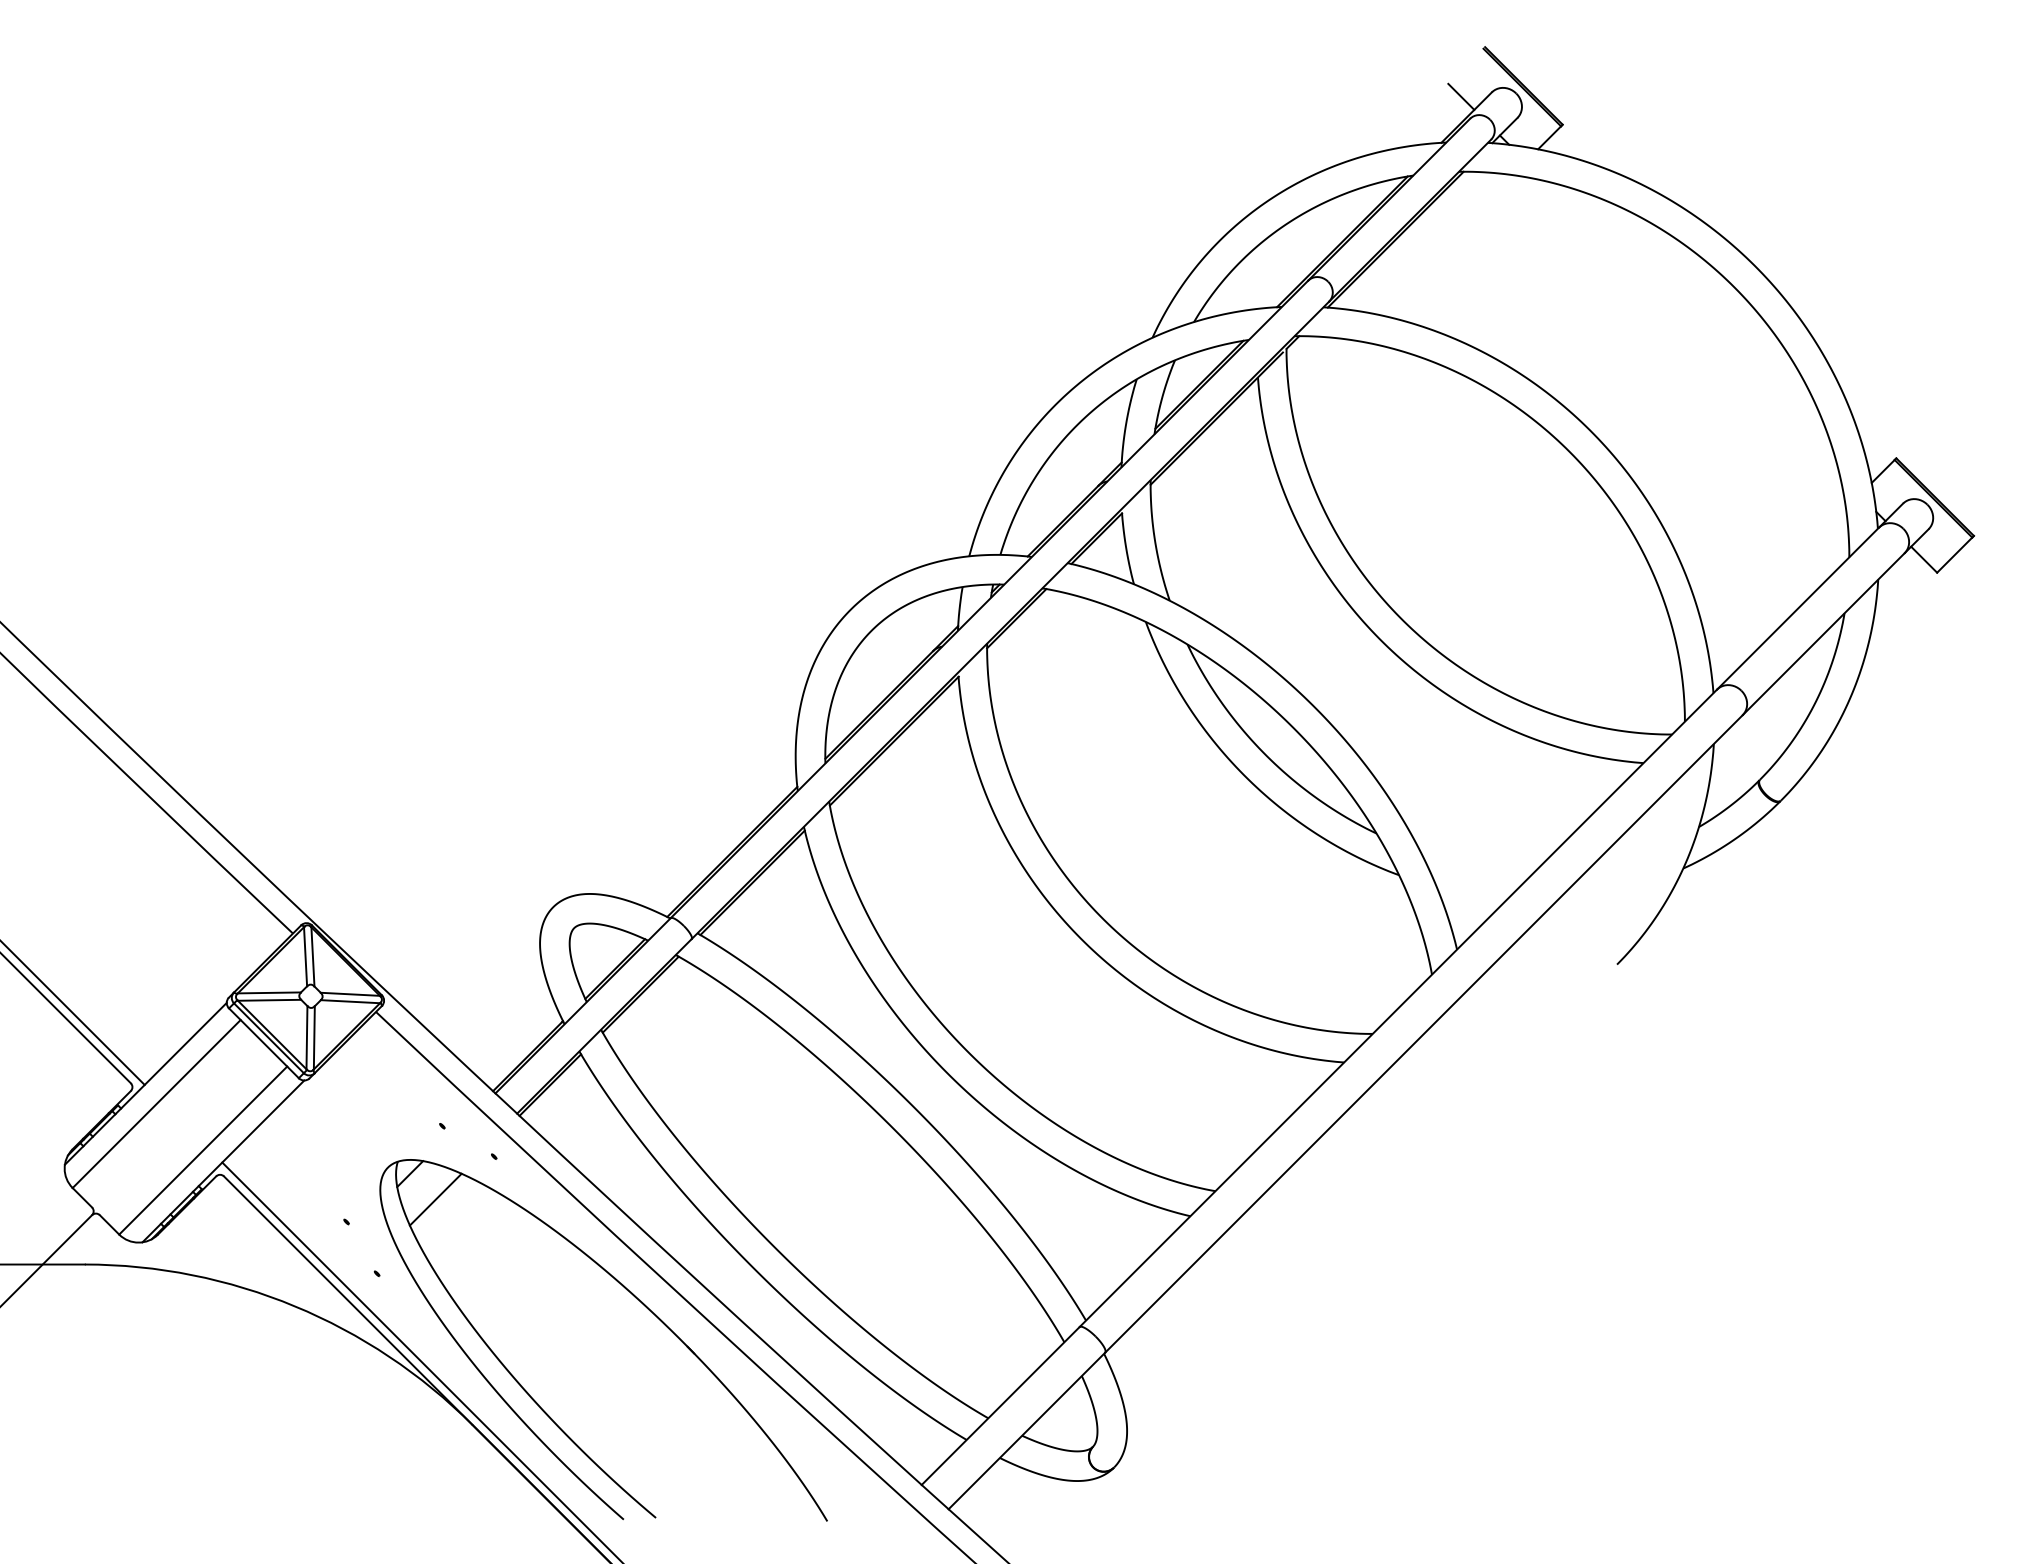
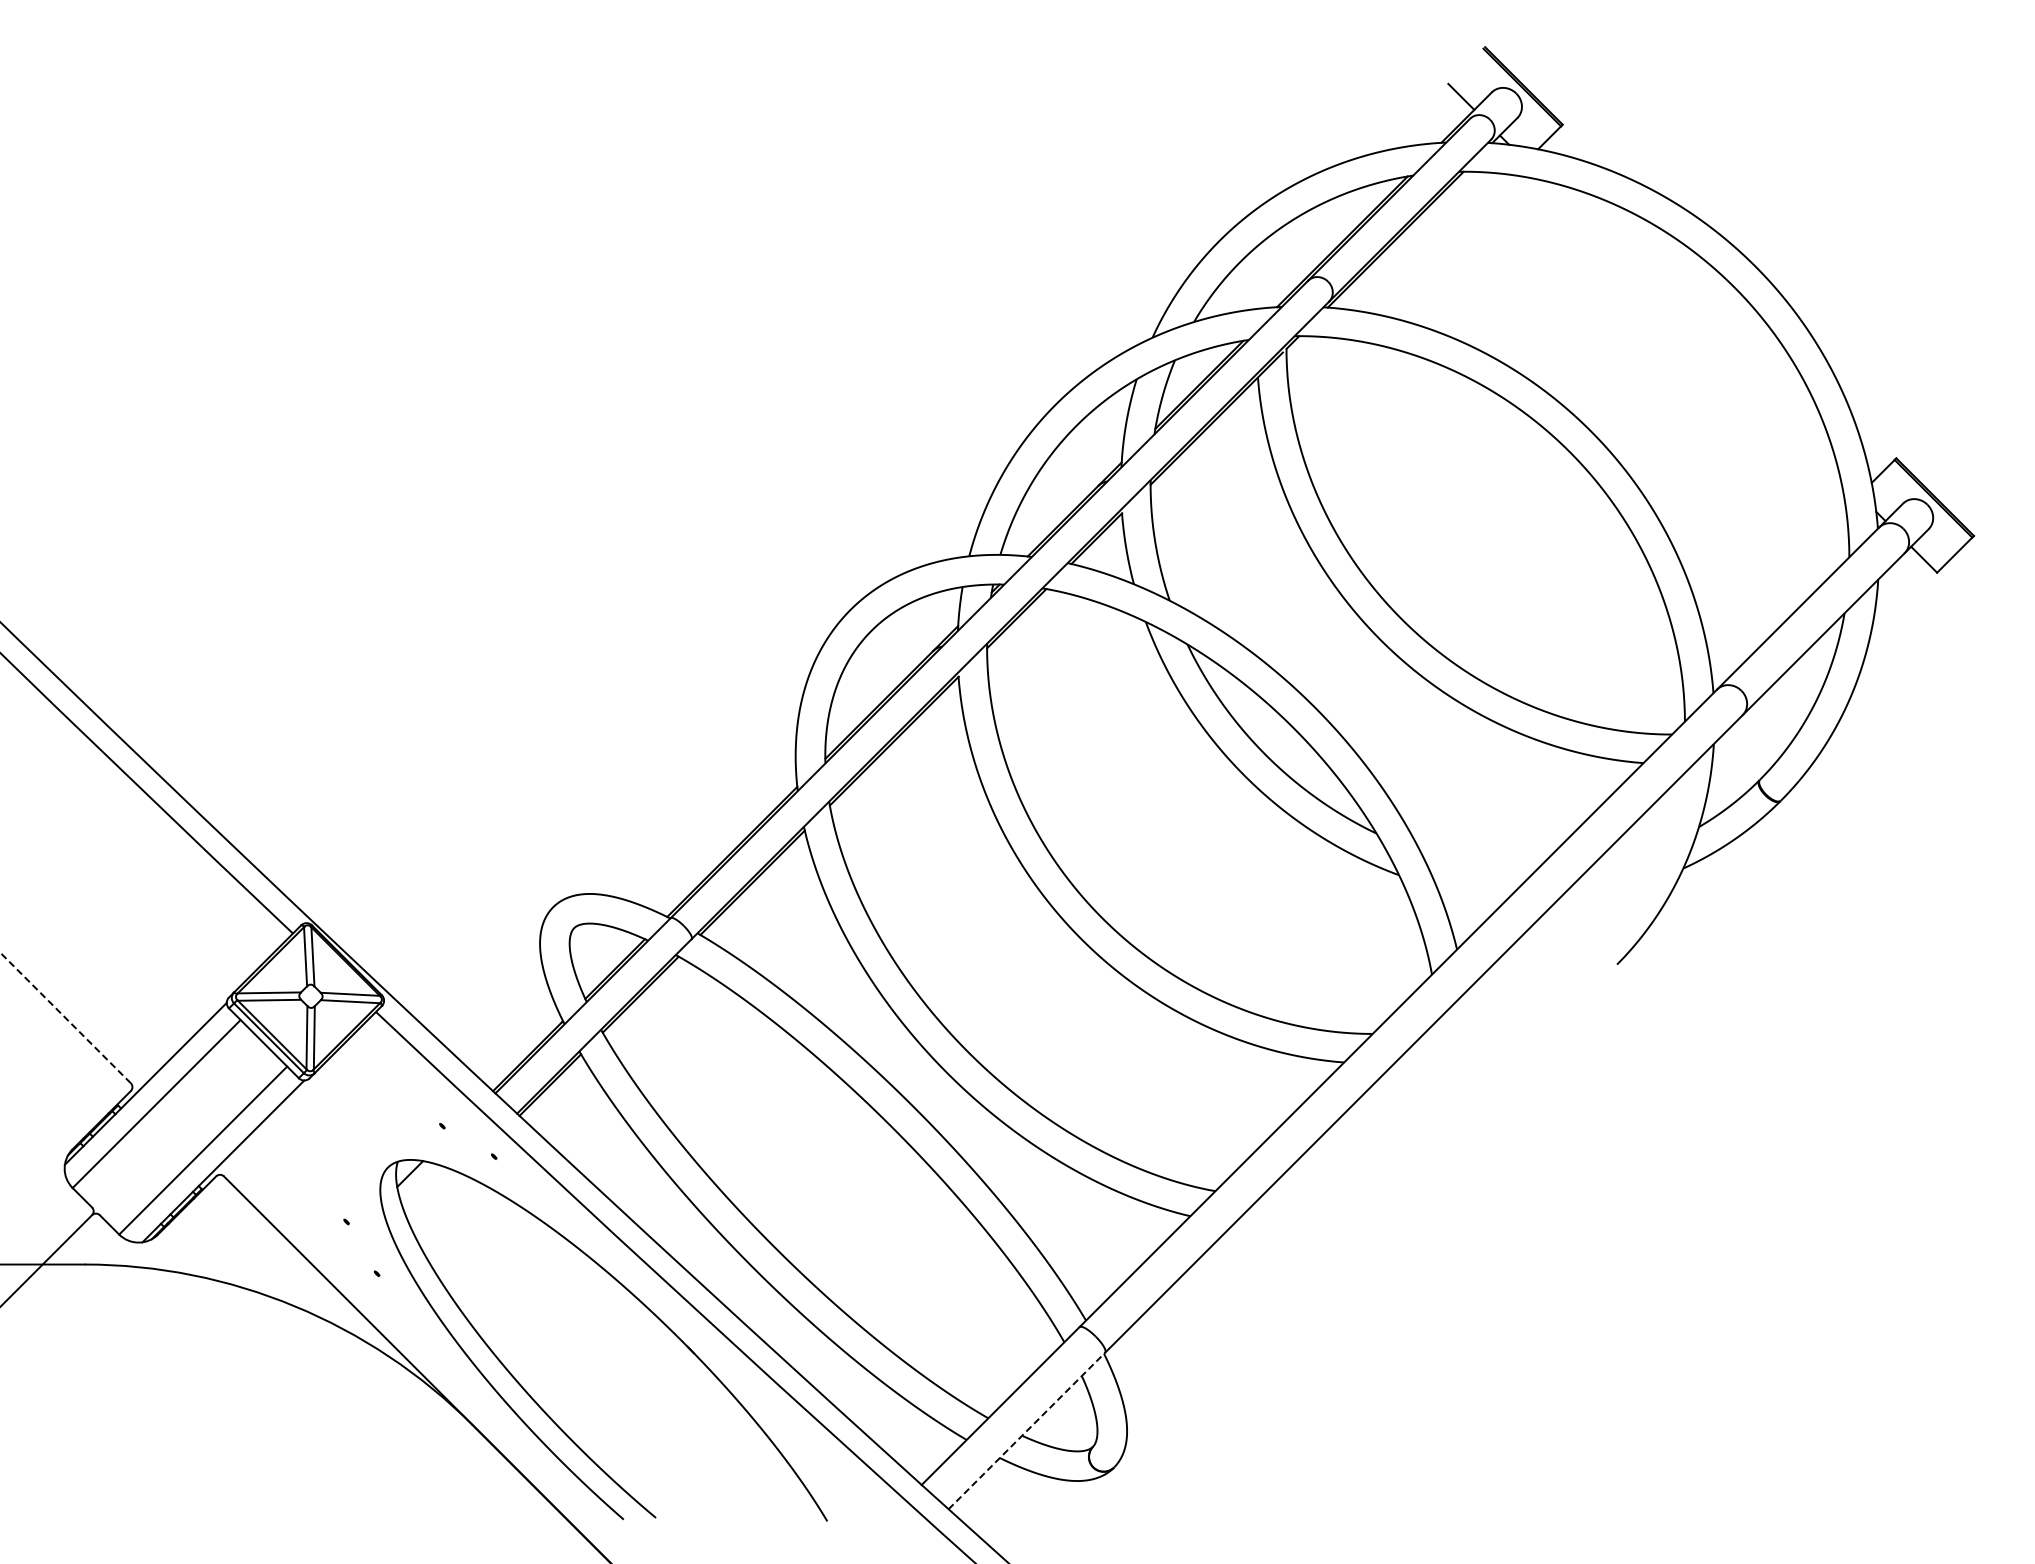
line: present -> none (73, 1013)
line: solid -> dashed (65, 1017)
line: present -> none (435, 1199)
line: present -> none (421, 1361)
line: solid -> dashed (1026, 1430)
